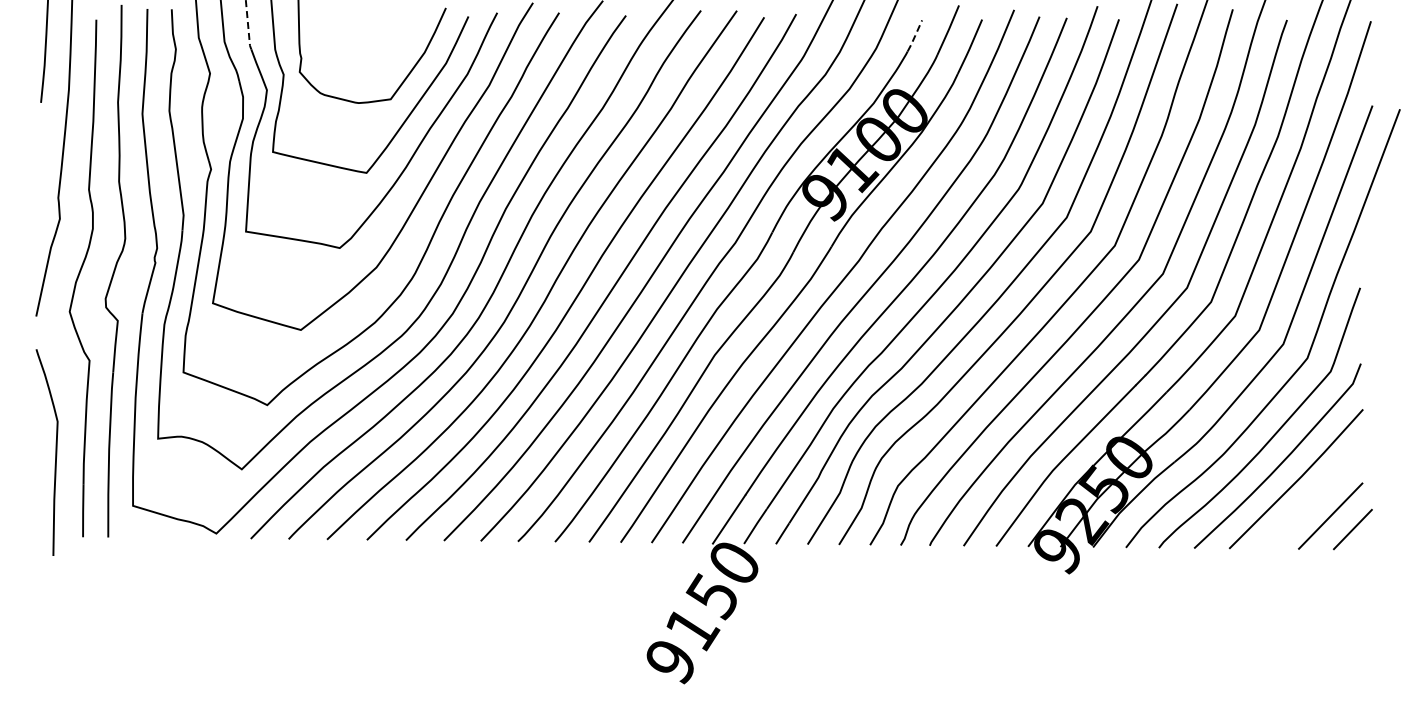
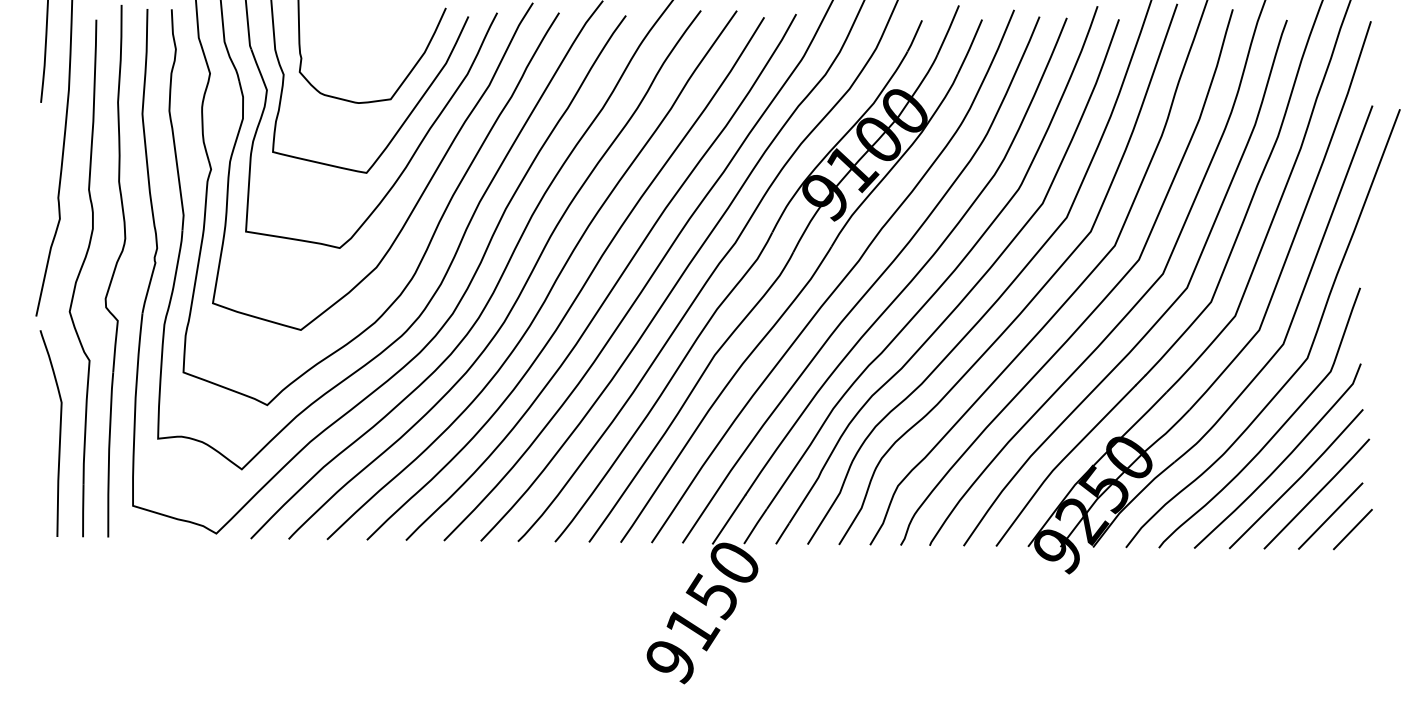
line: dashed -> solid (248, 25)
line: dashed -> solid (914, 36)
curve position: (55, 452) -> (59, 433) (59, 433)
line: none -> present (1316, 493)
